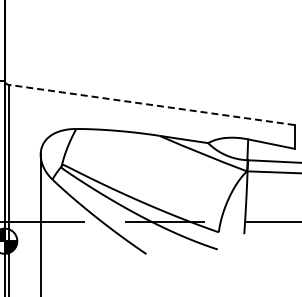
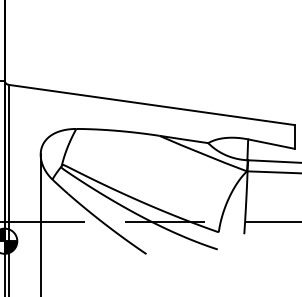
line: dashed -> solid (151, 104)
